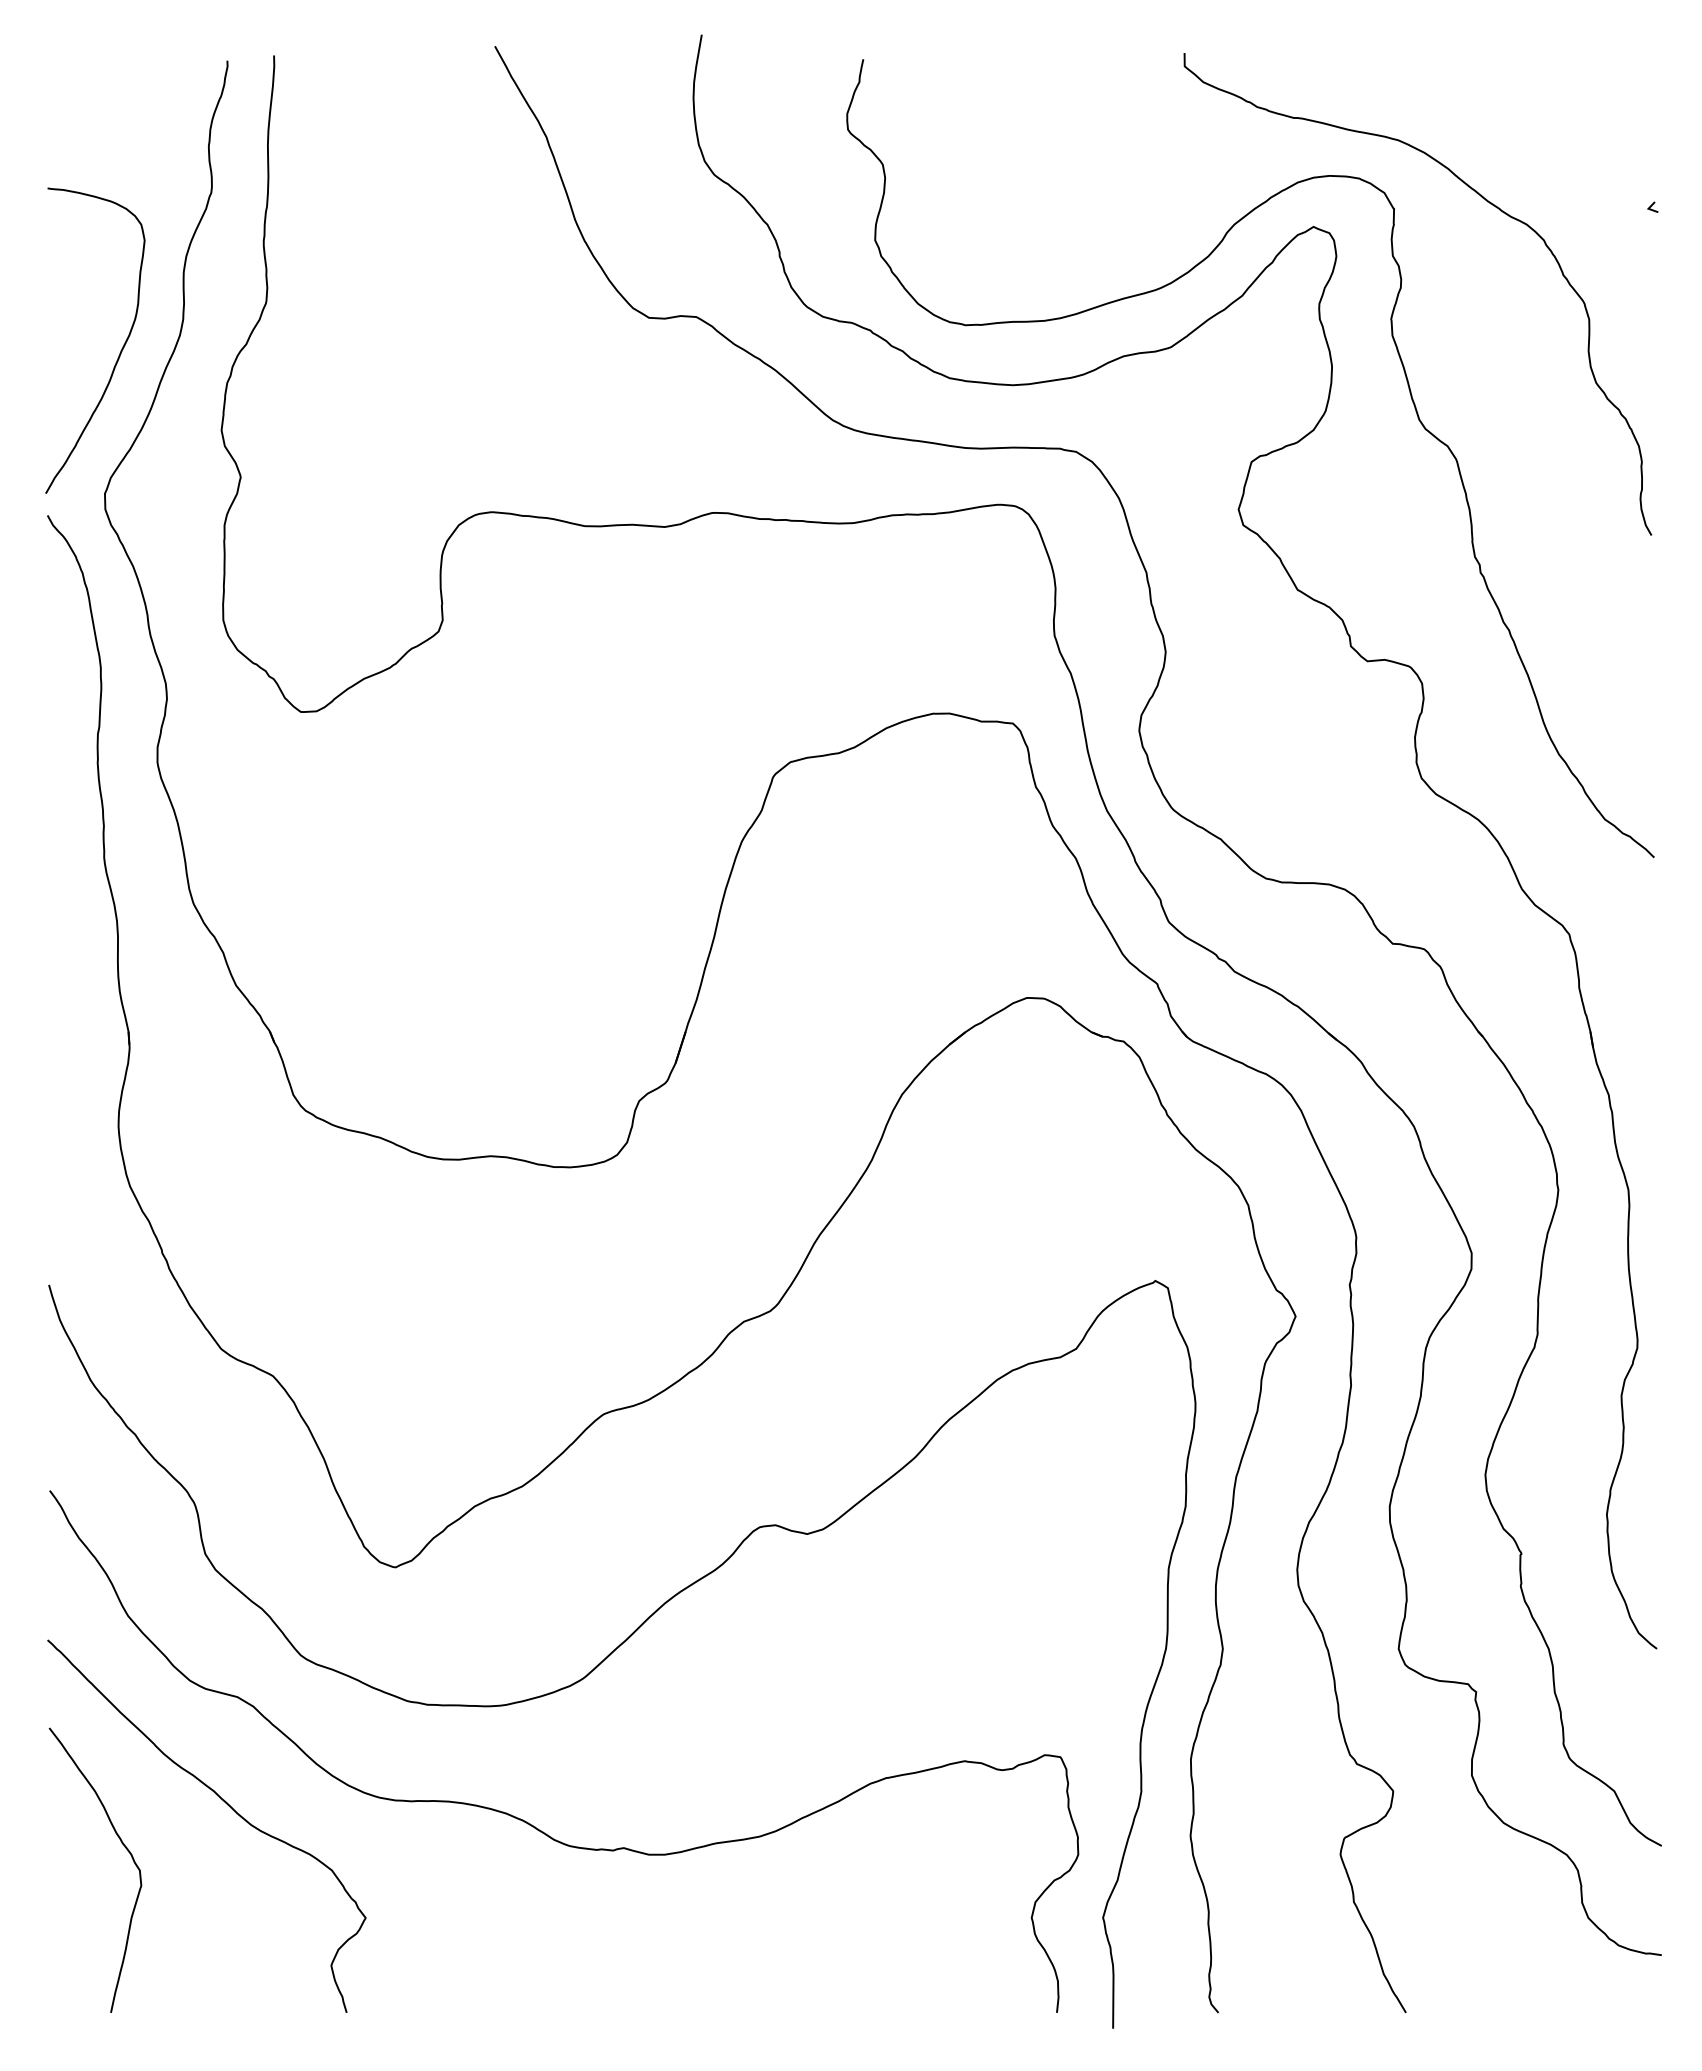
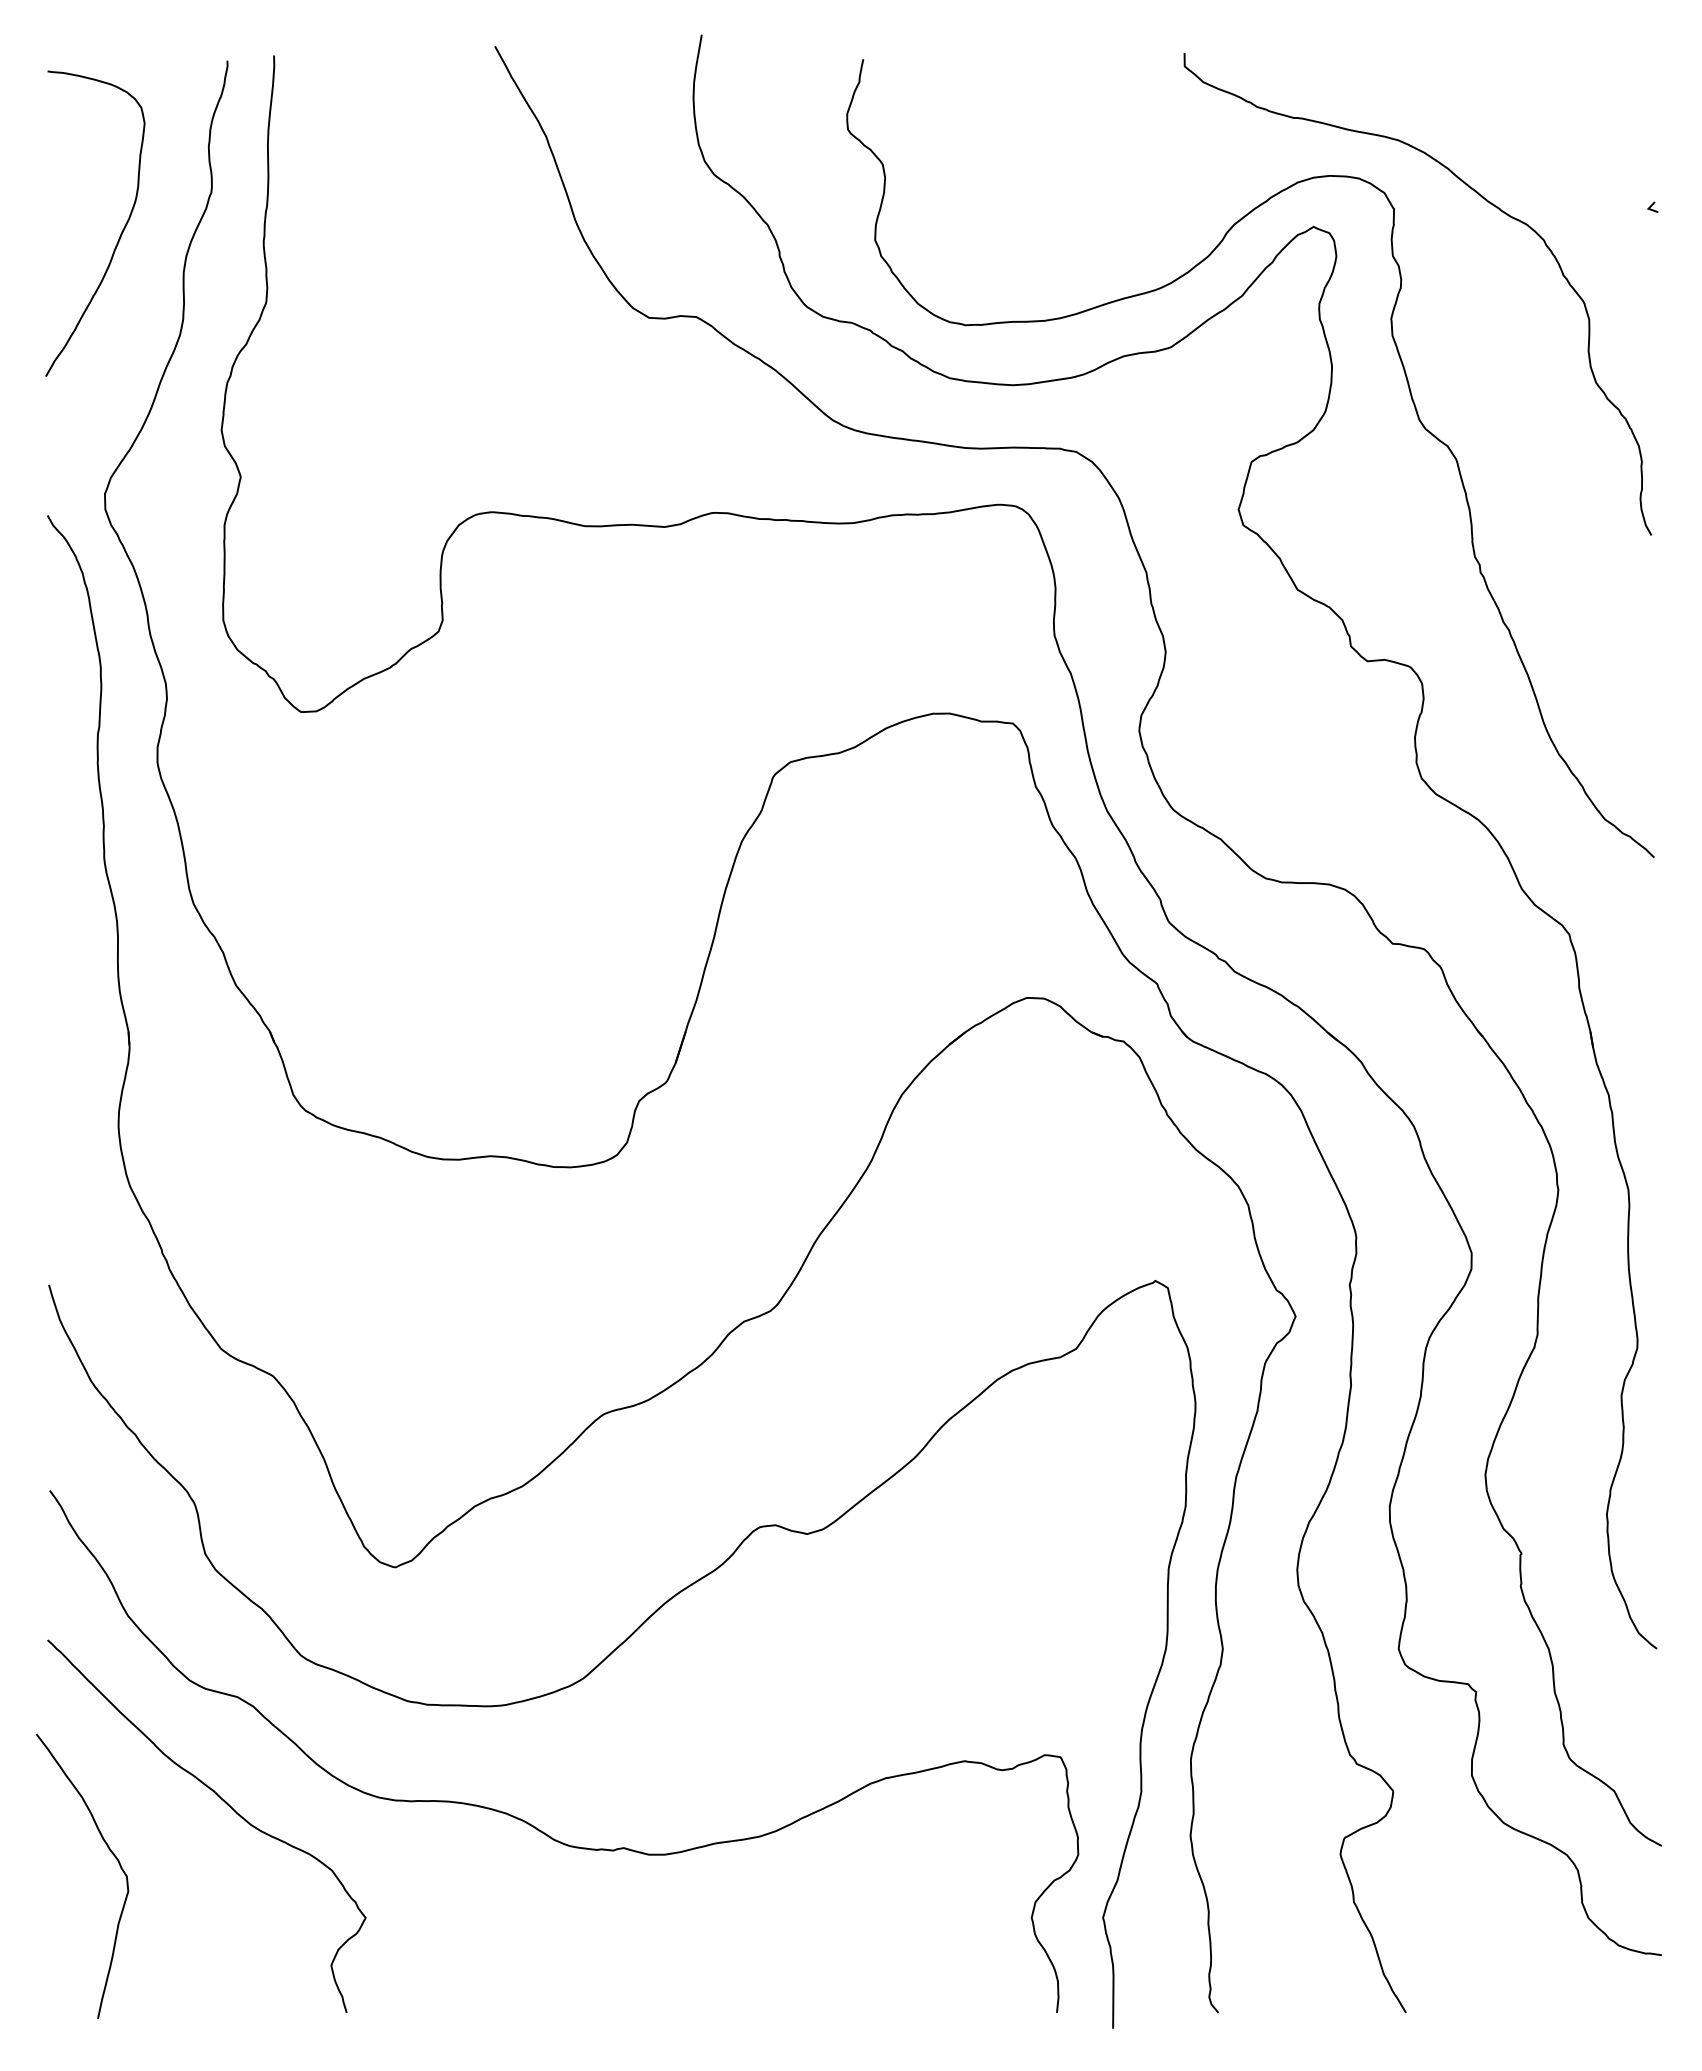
curve position: (120, 350) -> (120, 233) (120, 233)
curve position: (124, 1847) -> (111, 1853) (111, 1853)
